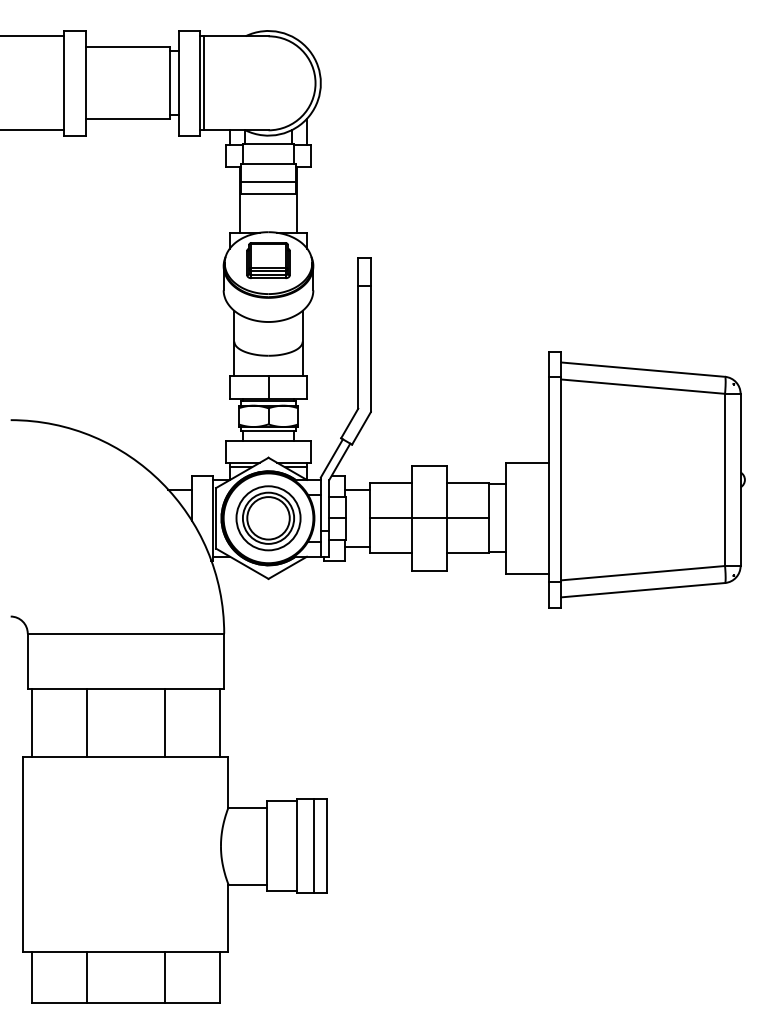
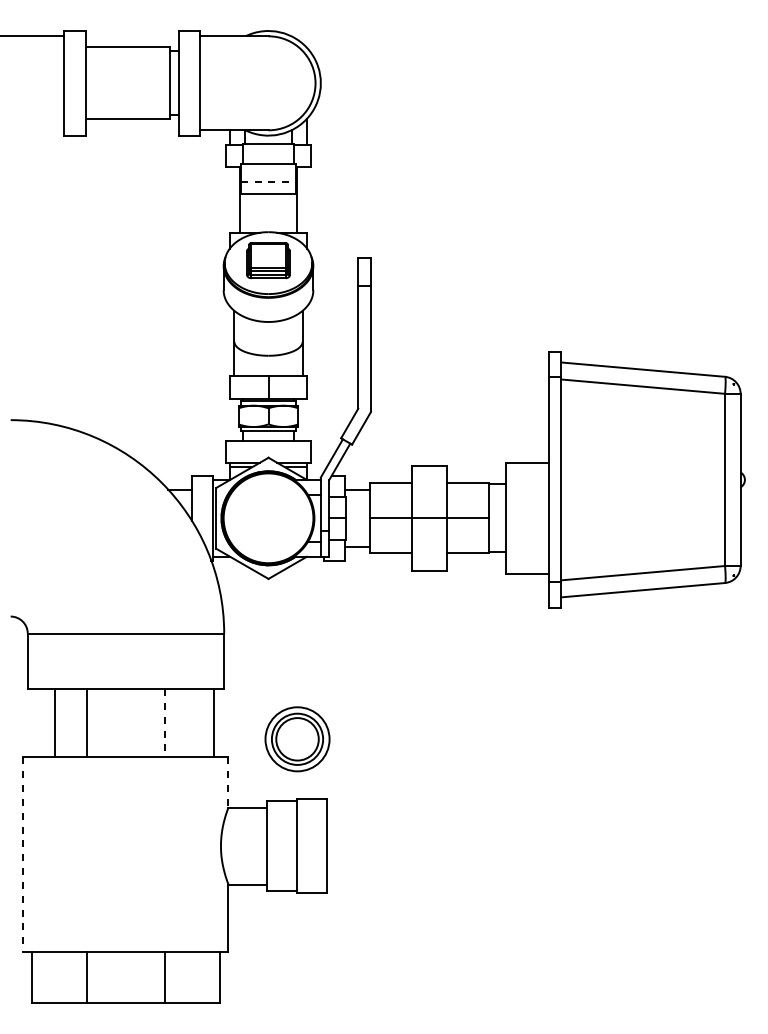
line: present -> none (204, 83)
line: present -> none (33, 130)
line: solid -> dashed (268, 181)
part position: (268, 518) -> (297, 739) (297, 739)
line position: (32, 723) -> (55, 723) (55, 723)
line: solid -> dashed (164, 723)
line position: (219, 723) -> (213, 723) (213, 723)
line: solid -> dashed (228, 783)
line: present -> none (314, 846)
line: solid -> dashed (23, 855)
